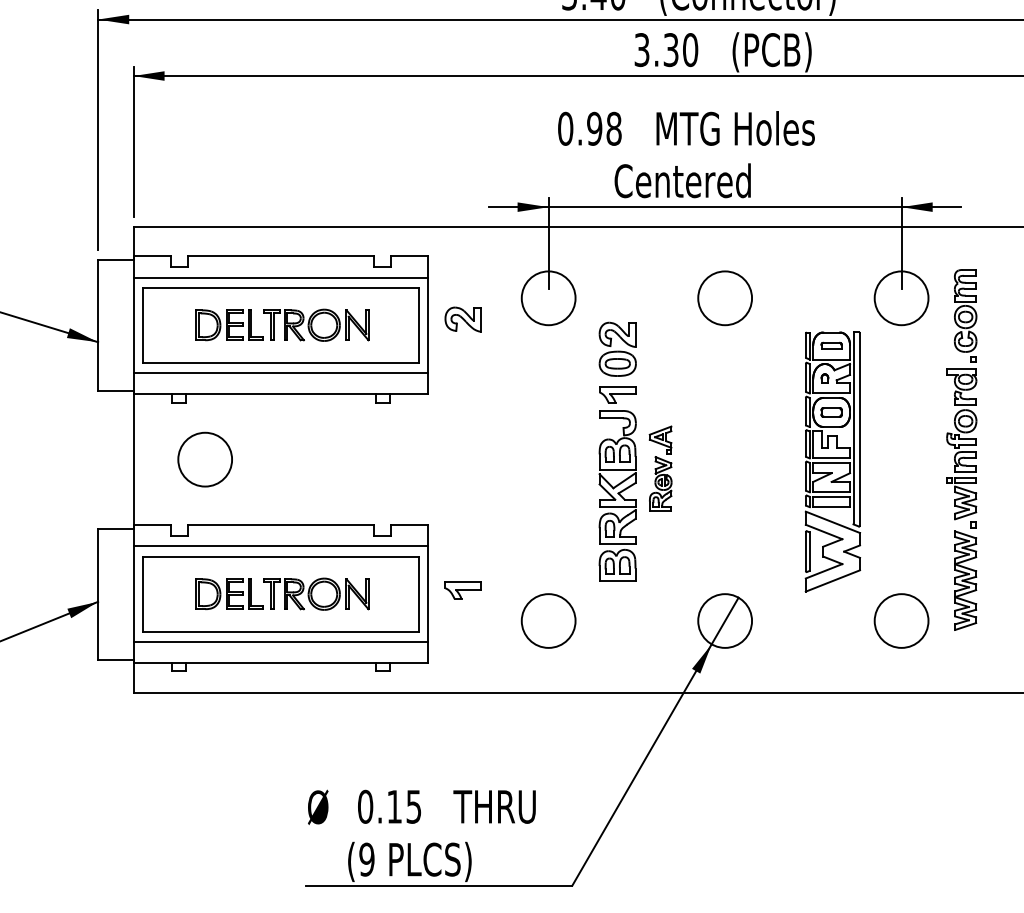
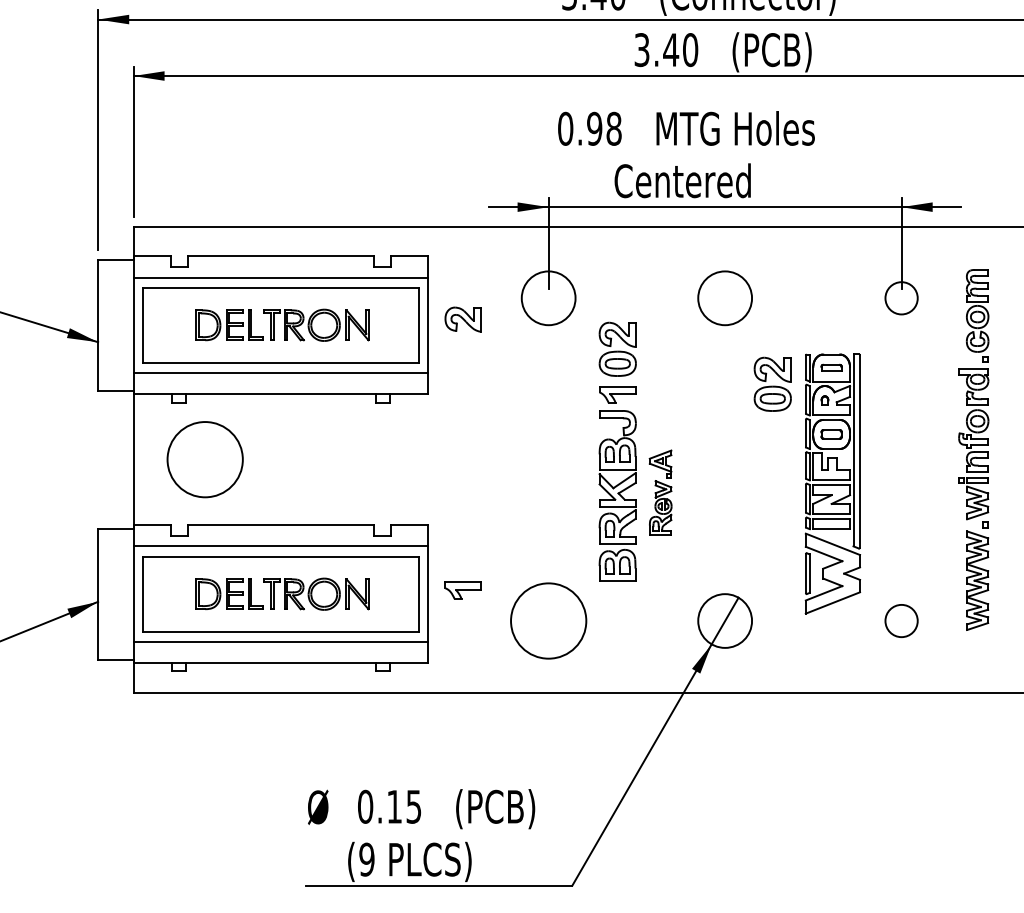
text: 3.30 -> 3.40 (671, 50)
circle diameter: 54 px -> 32 px (901, 298)
part: none -> present (772, 383)
part position: (961, 449) -> (973, 449) (973, 449)
circle diameter: 54 px -> 75 px (204, 459)
part position: (832, 461) -> (832, 483) (832, 483)
part position: (660, 468) -> (660, 492) (660, 492)
circle diameter: 54 px -> 75 px (548, 620)
circle diameter: 54 px -> 32 px (901, 620)
text: THRU -> (PCB) (494, 809)
